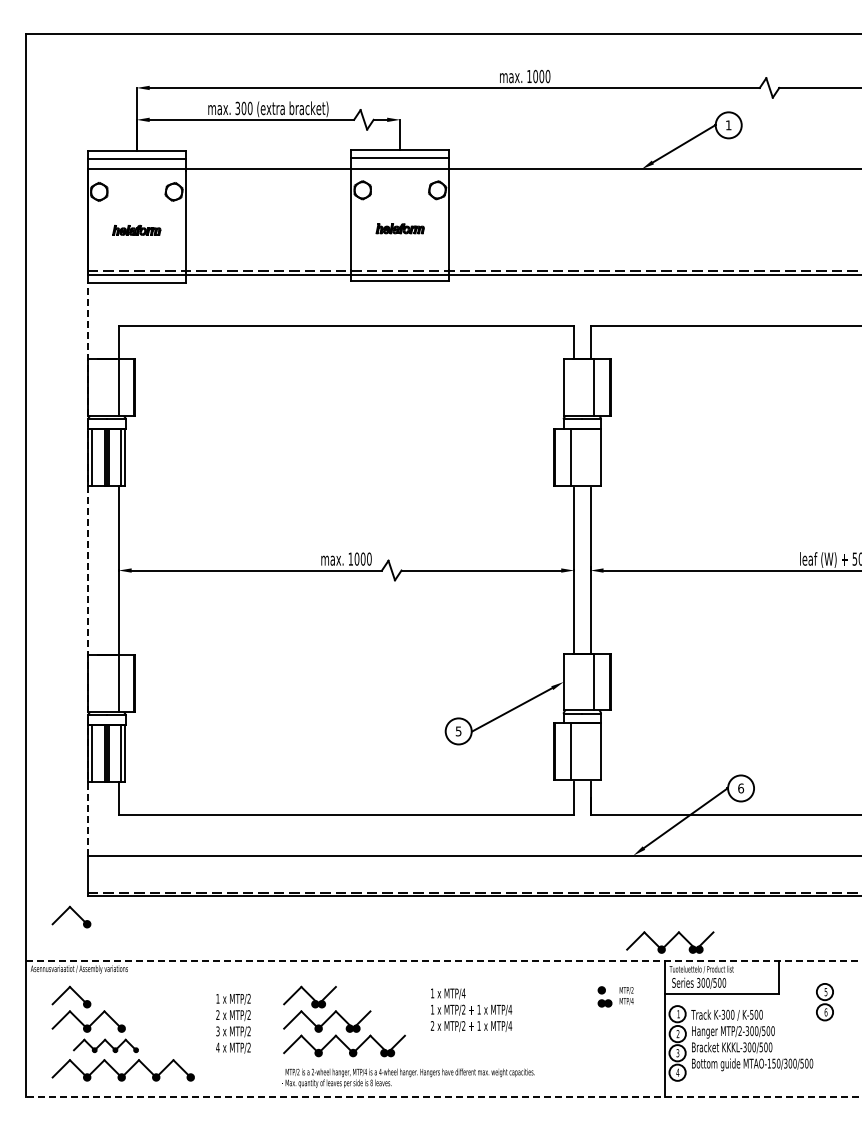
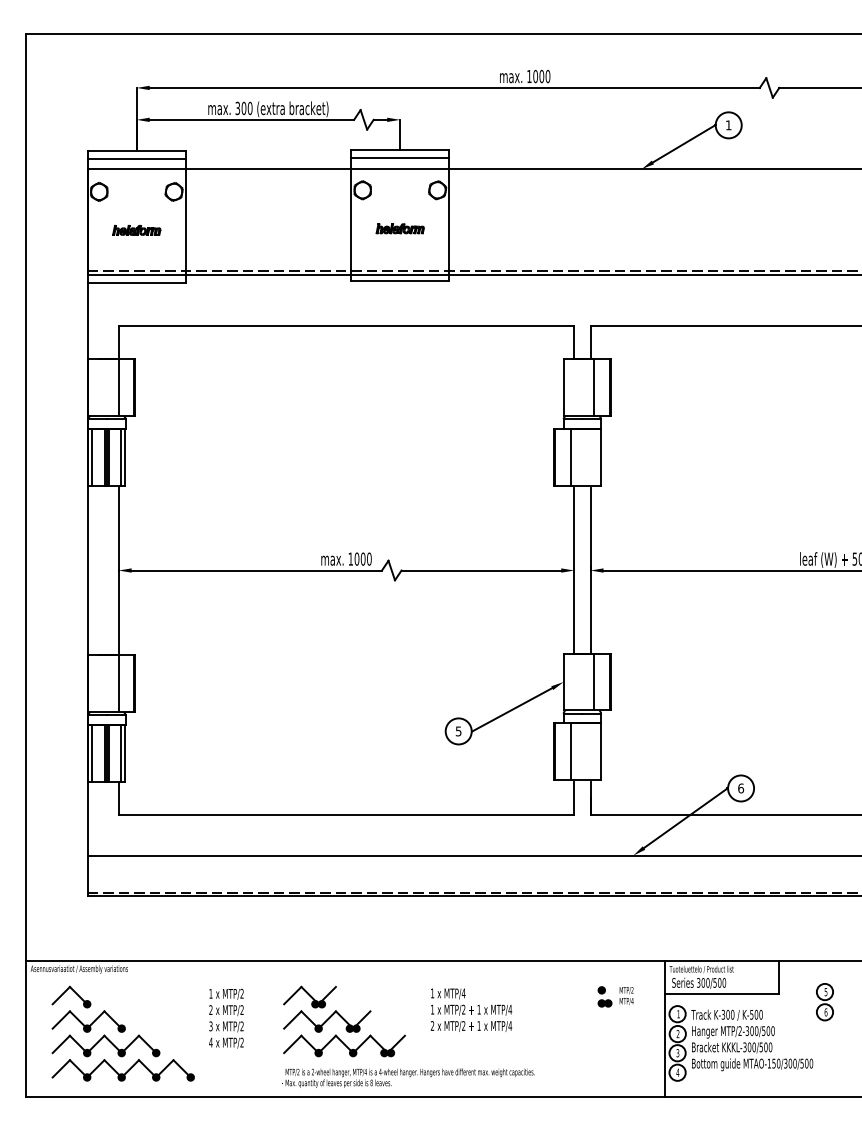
line: dashed -> solid (87, 568)
part: present -> none (71, 916)
part: present -> none (670, 942)
line: dashed -> solid (443, 961)
text position: (233, 1023) -> (226, 1018) (226, 1018)
part size: 66x16 px -> 110x24 px (105, 1045)
line: dashed -> solid (443, 1097)
